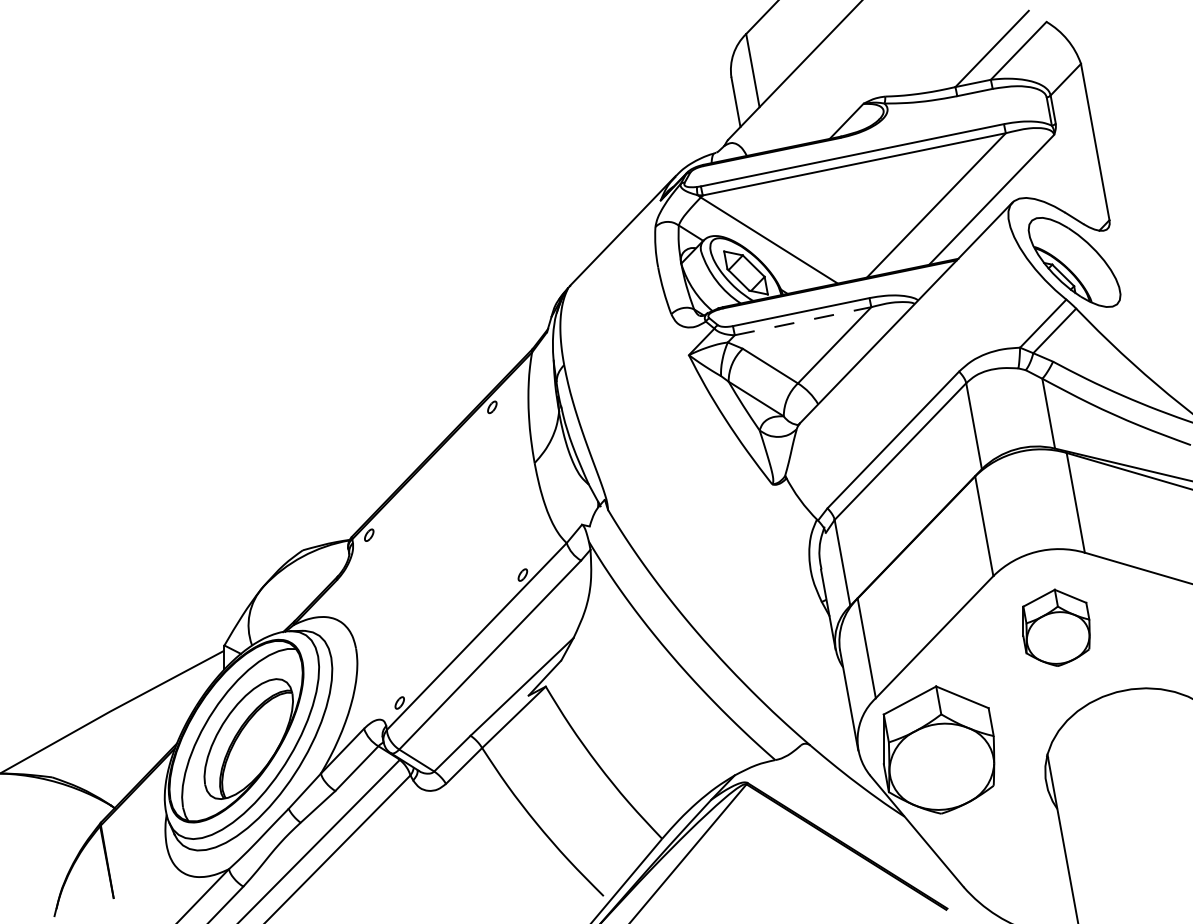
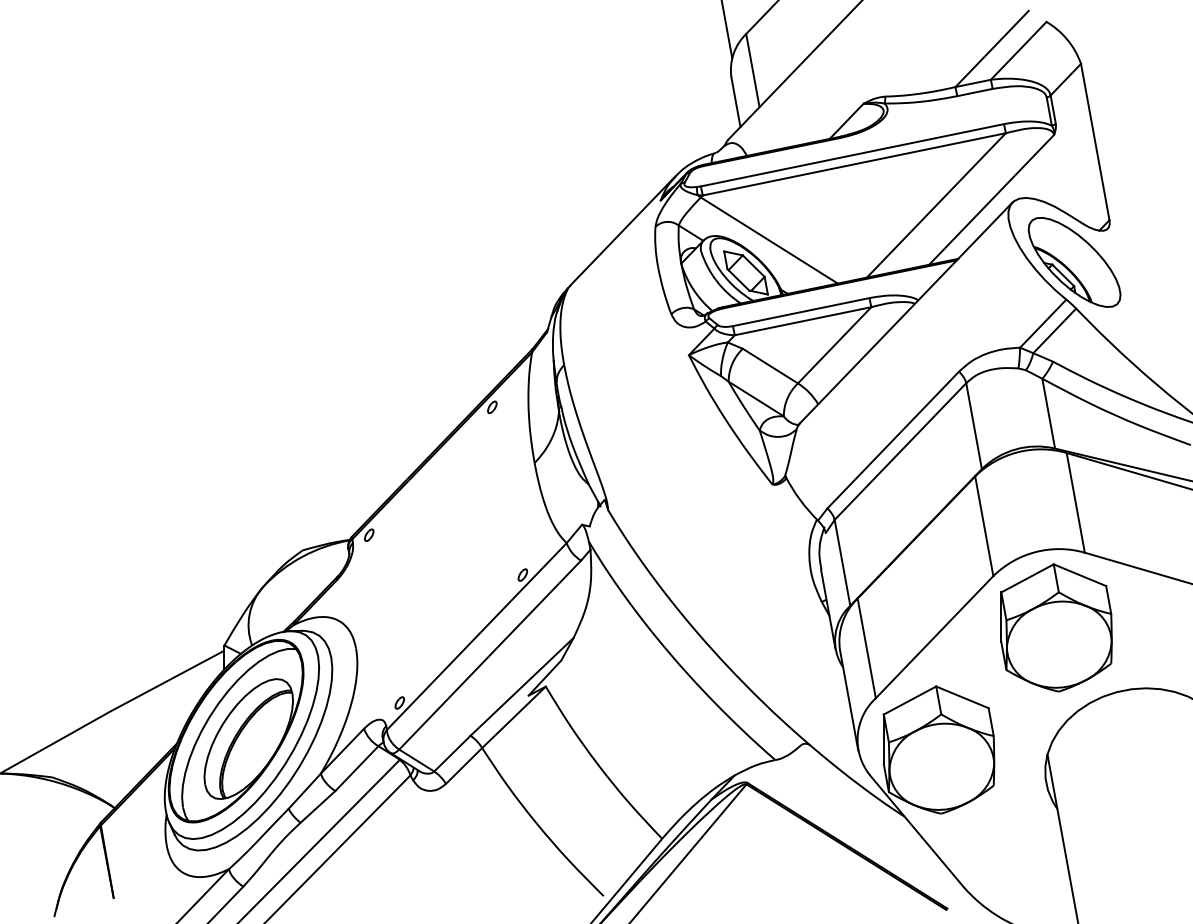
line: none -> present (727, 30)
line: dashed -> solid (803, 321)
part size: 69x79 px -> 113x130 px (1056, 627)
